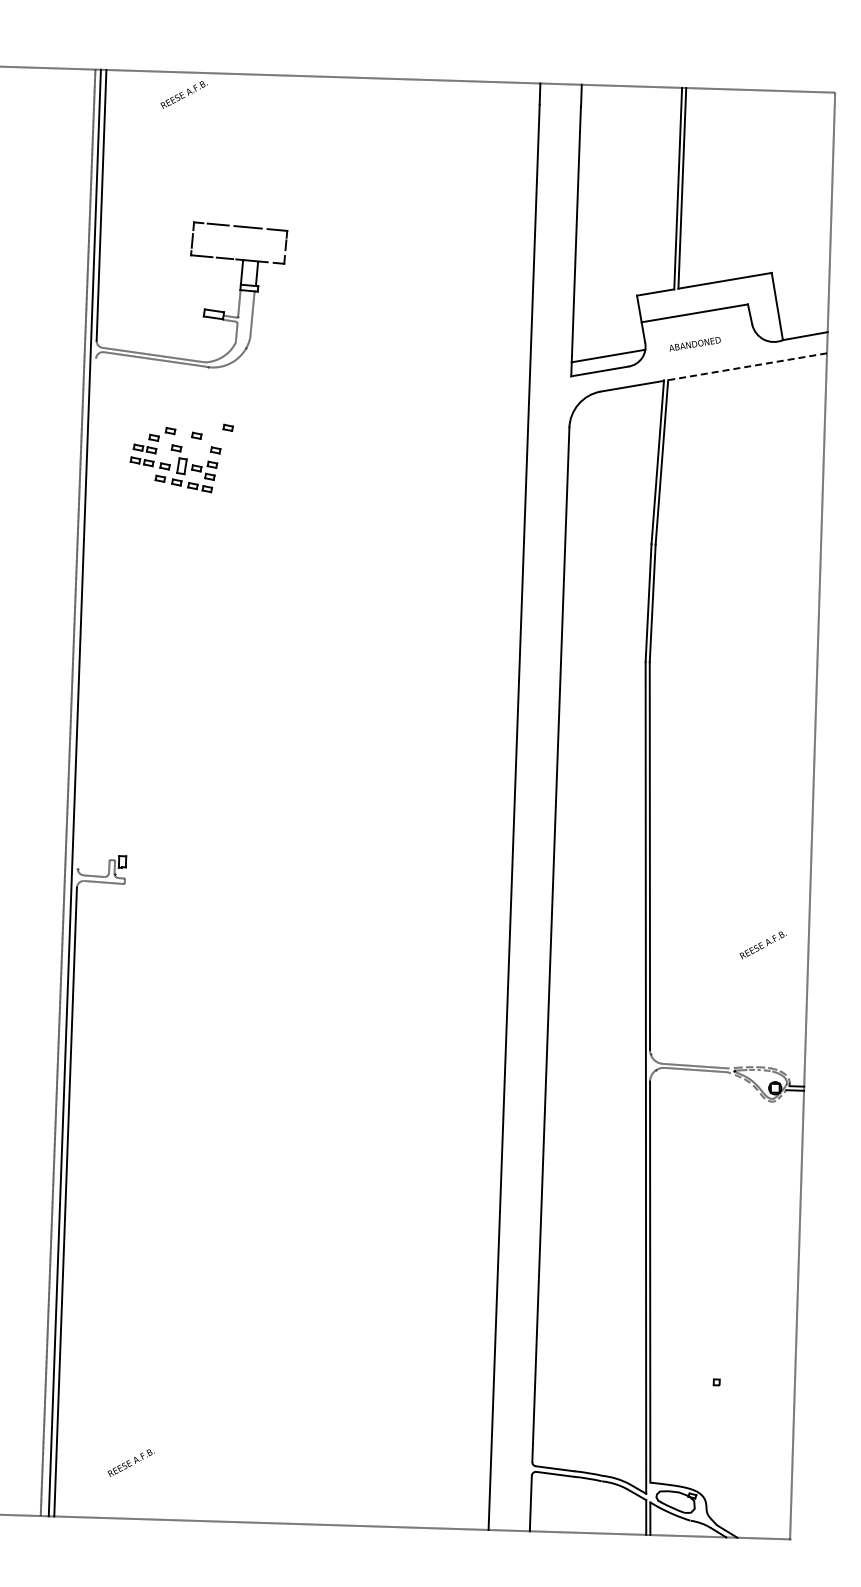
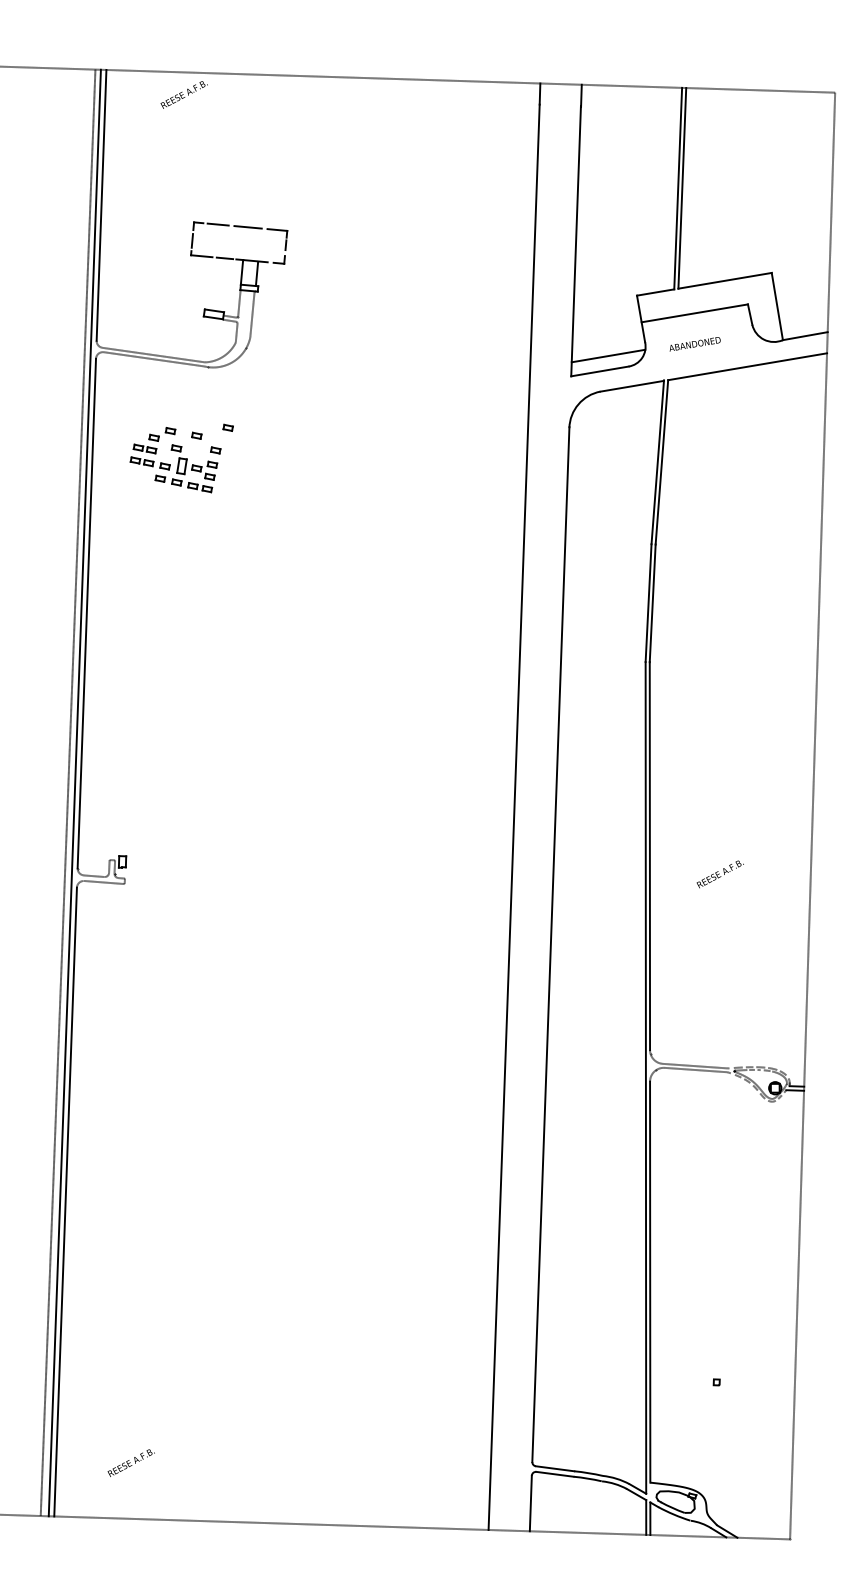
line: dashed -> solid (747, 366)
line: none -> present (86, 613)
text position: (762, 945) -> (719, 874) (719, 874)
